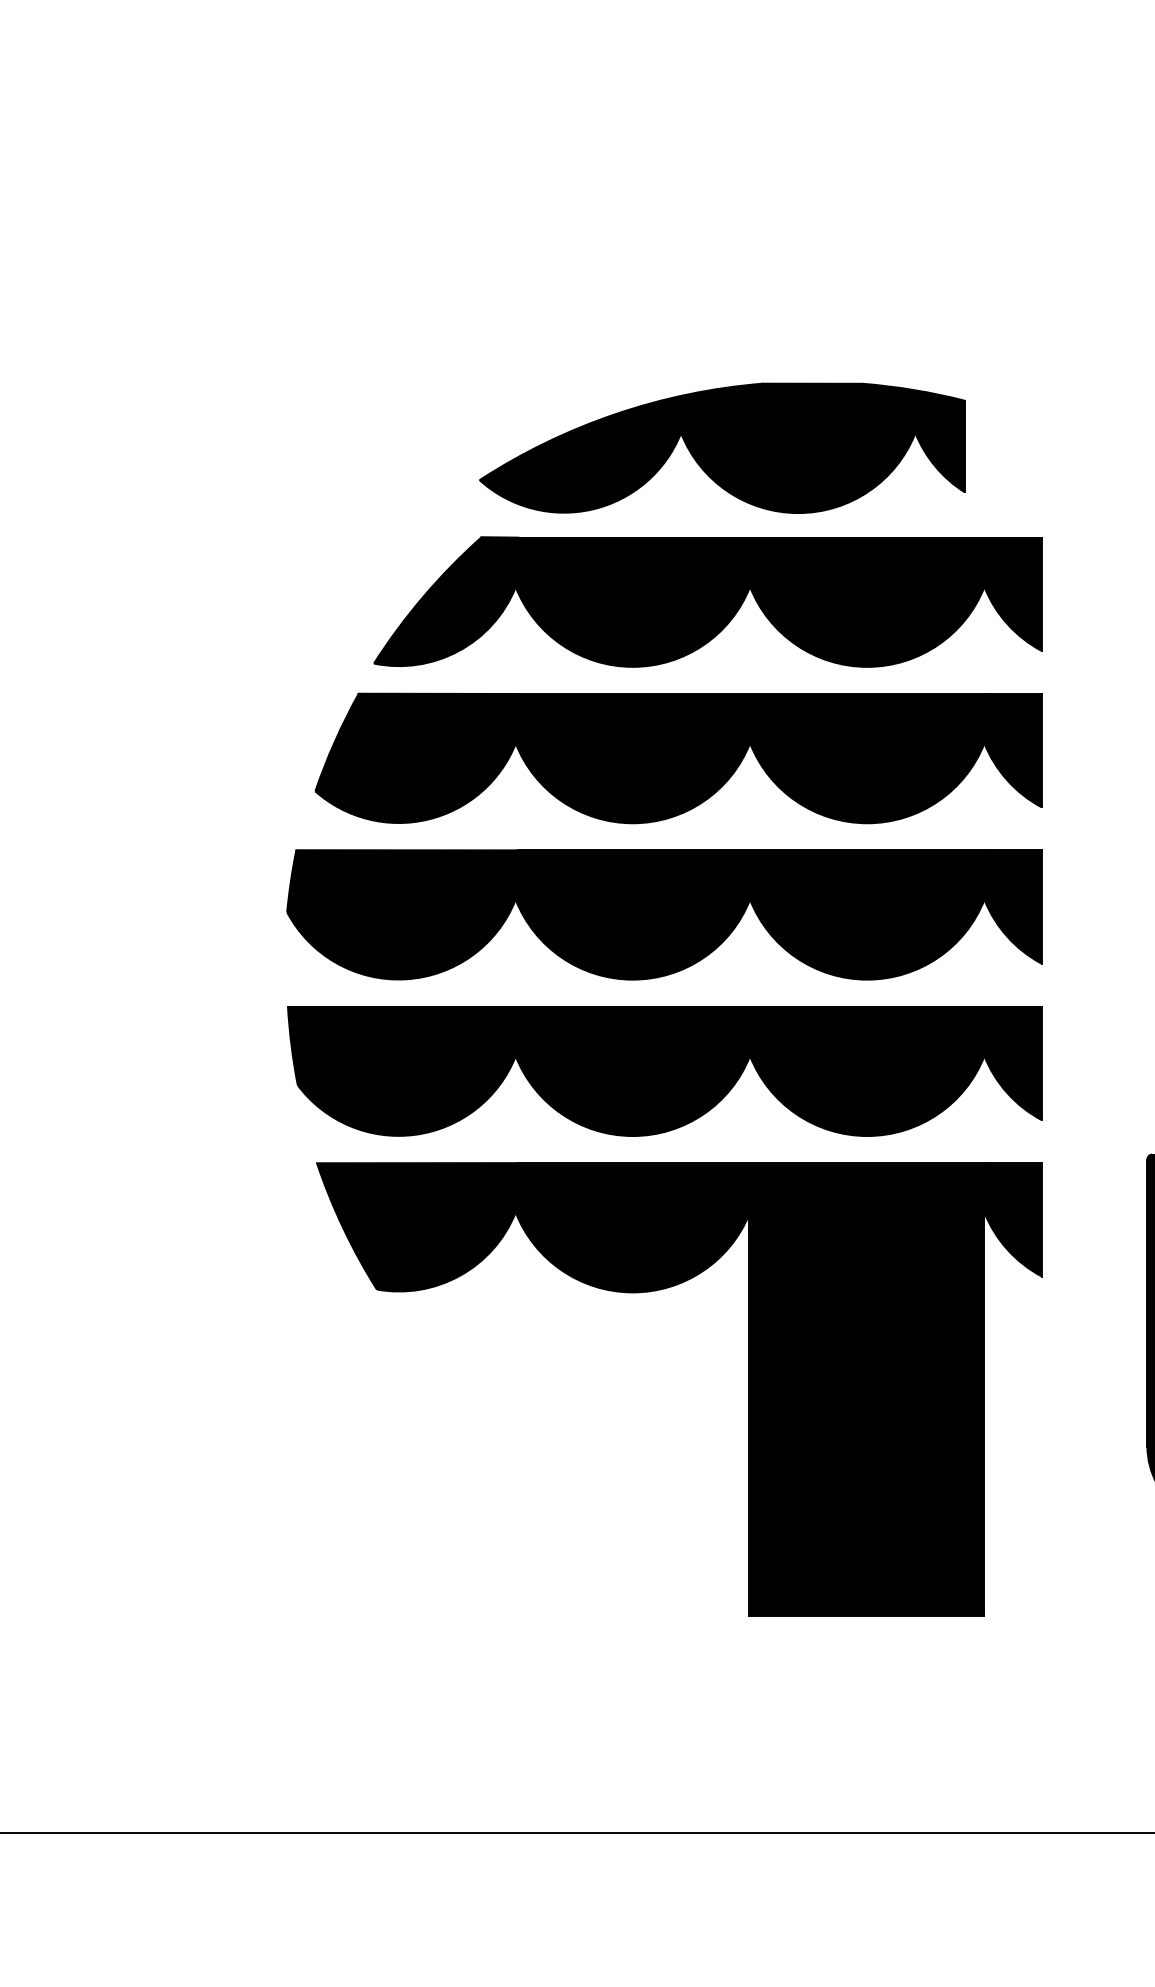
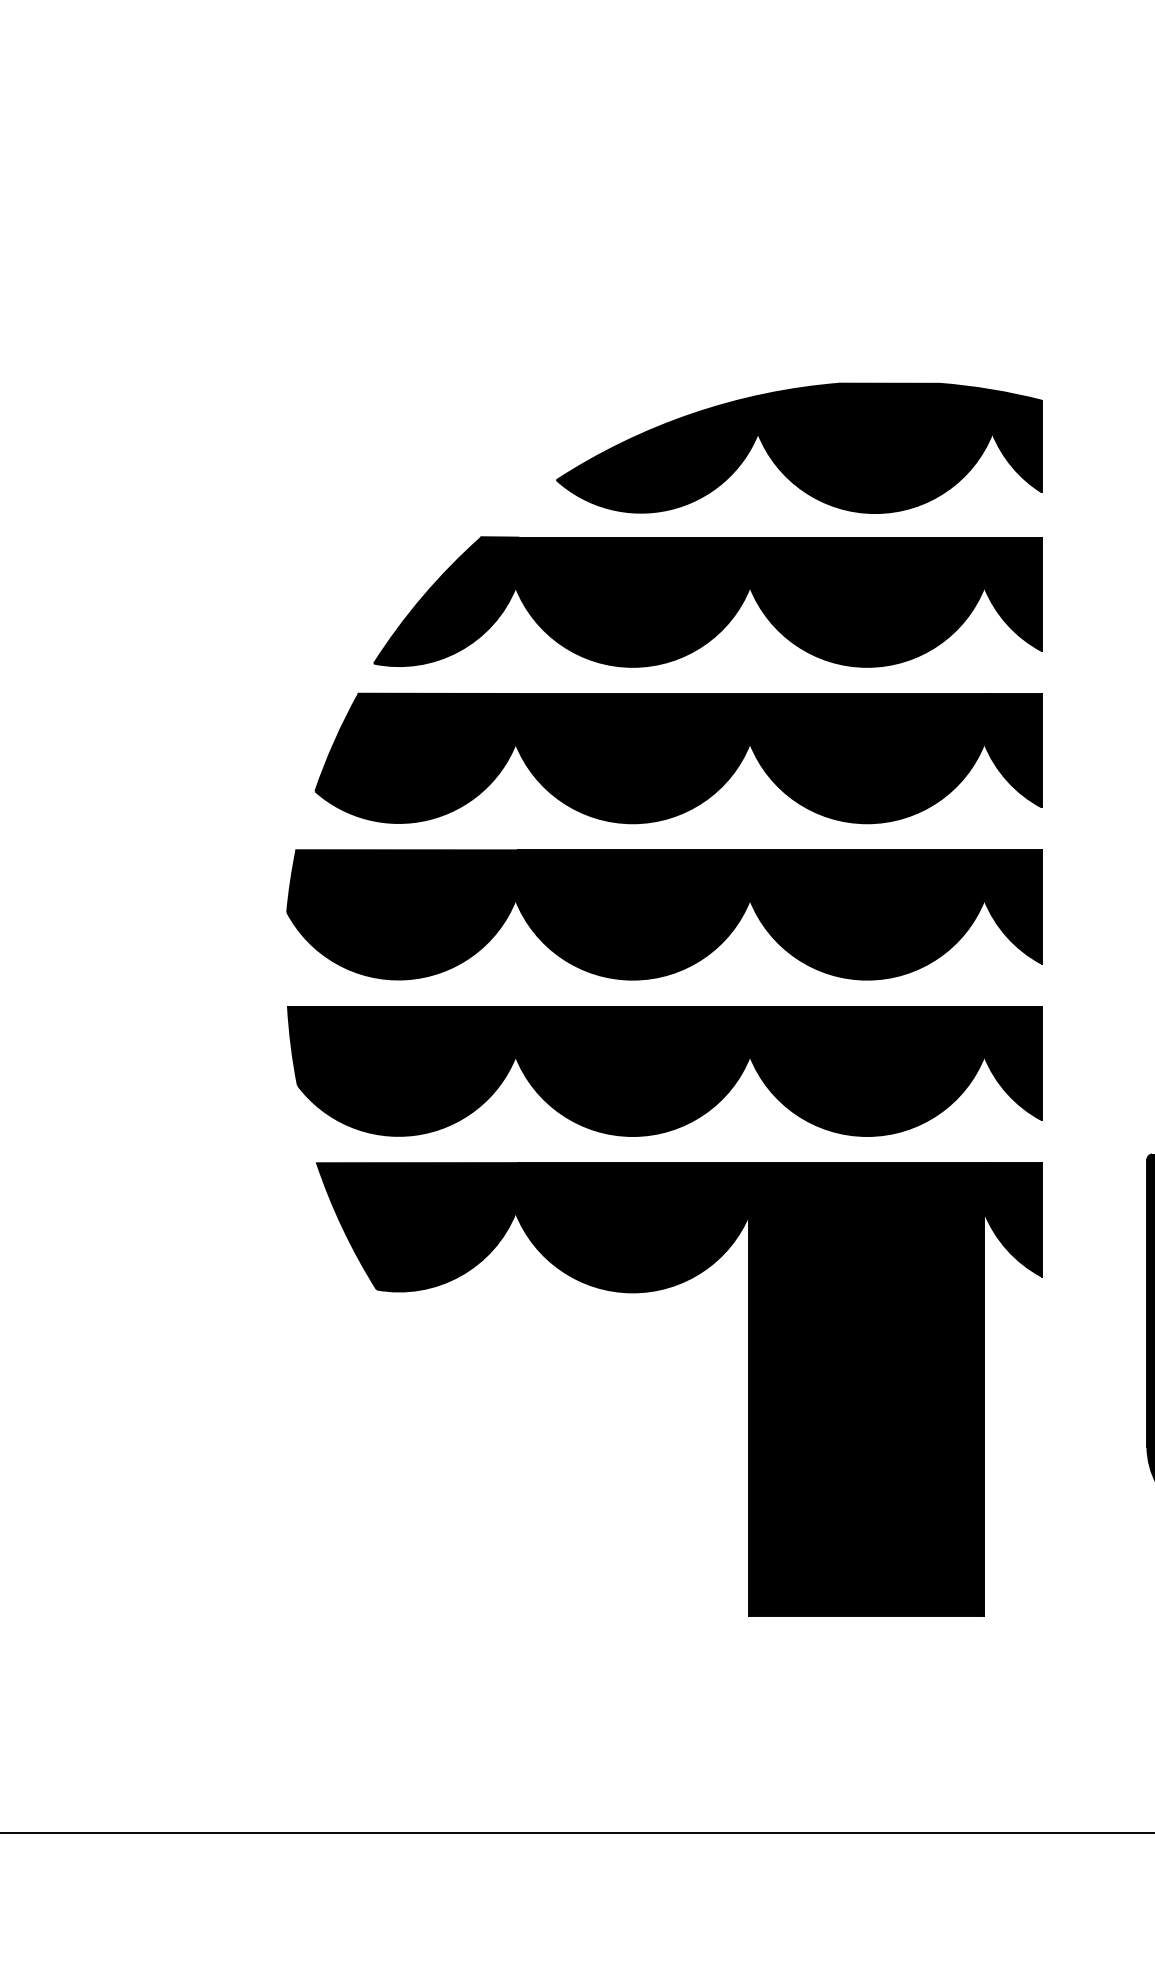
part position: (722, 447) -> (799, 447) (799, 447)
